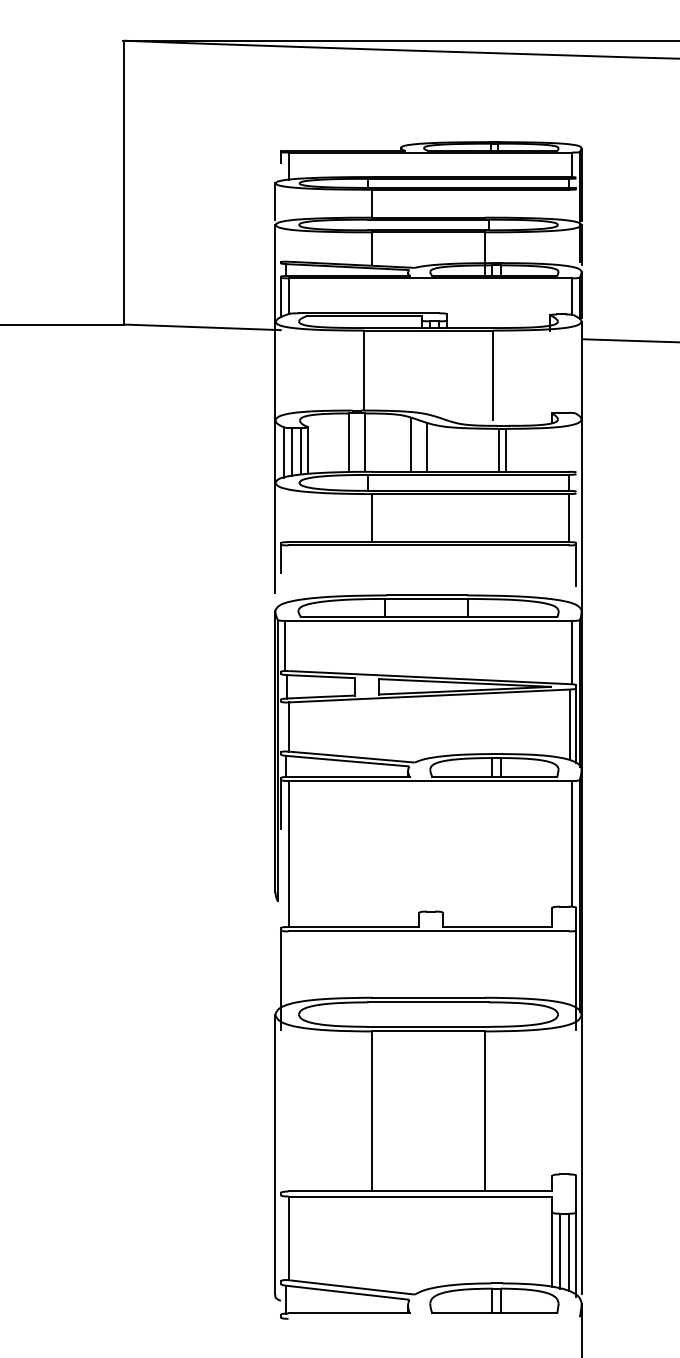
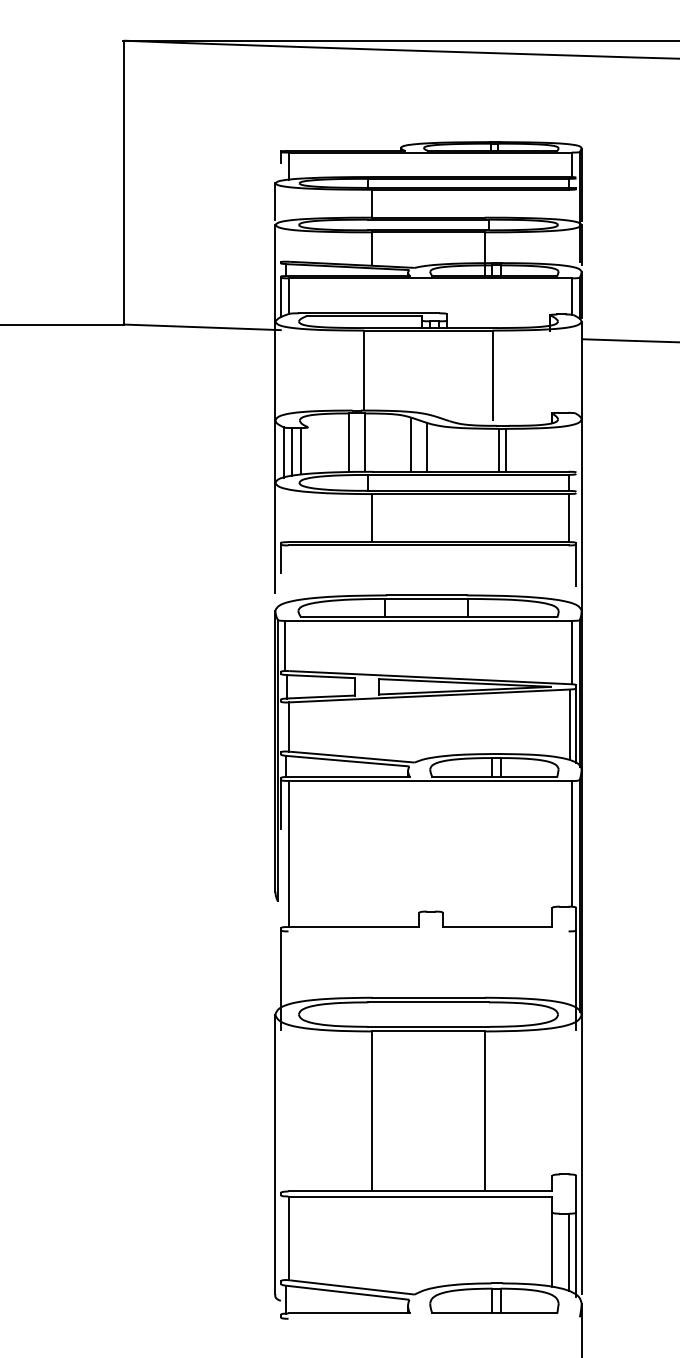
line: present -> none (307, 449)
line: present -> none (428, 931)
line: present -> none (560, 1250)
